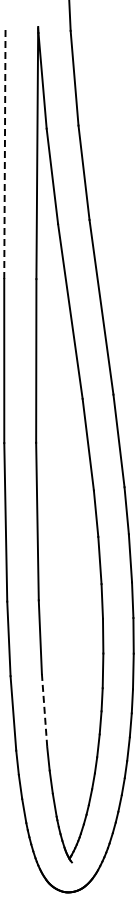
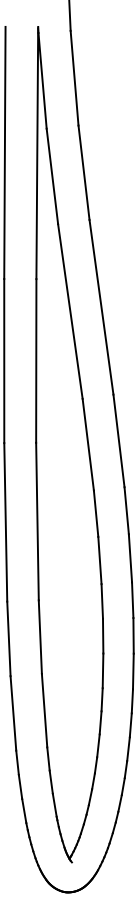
line: dashed -> solid (4, 152)
line: dashed -> solid (44, 710)
